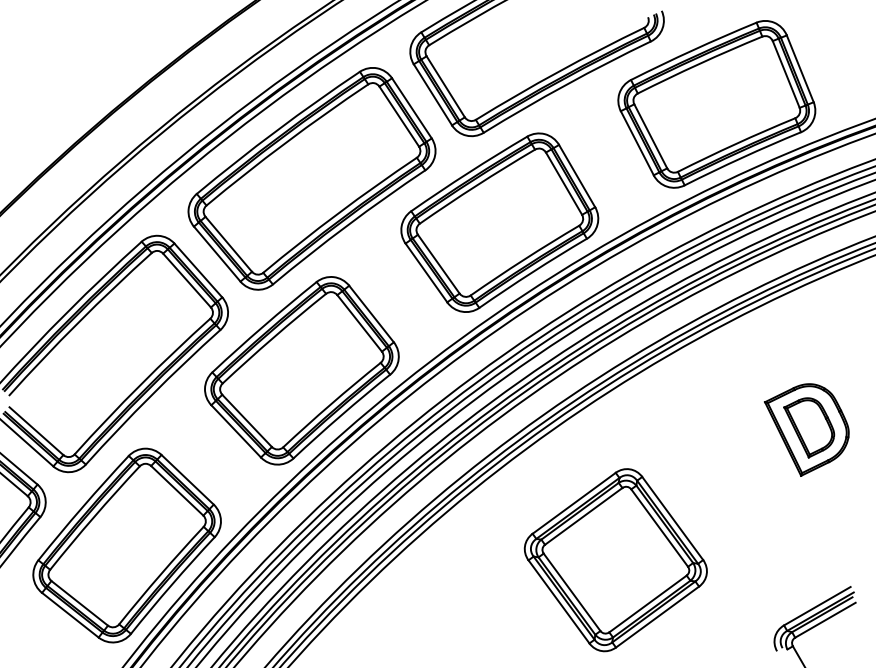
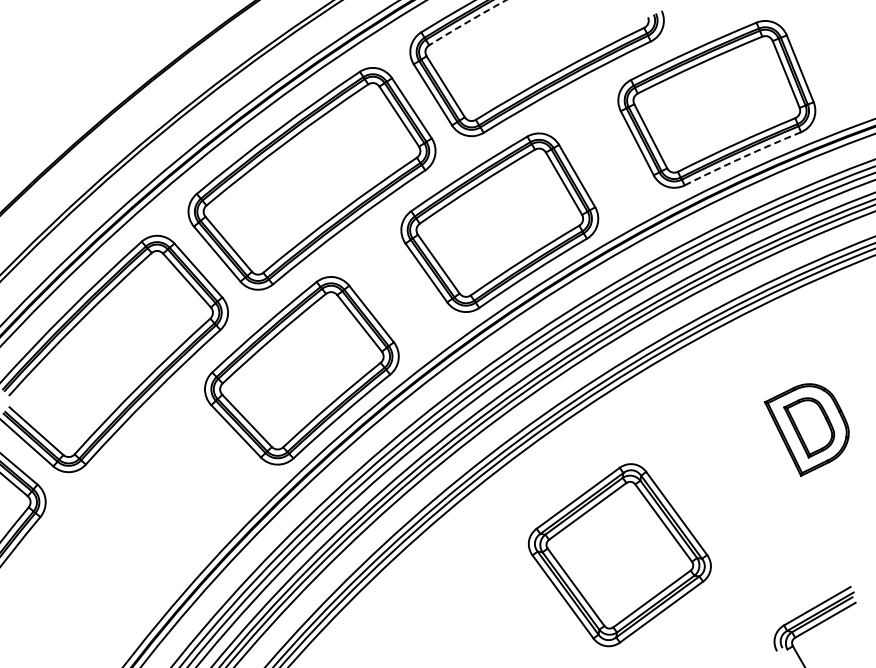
arc: solid -> dashed (467, 22)
arc: solid -> dashed (742, 157)
part: present -> none (126, 545)
part position: (615, 560) -> (619, 555) (619, 555)
